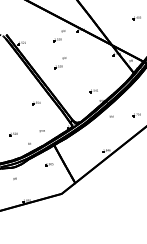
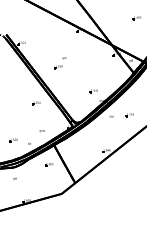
part: present -> none (59, 36)
part position: (136, 115) -> (129, 115) (129, 115)
part position: (13, 134) -> (13, 140) (13, 140)
